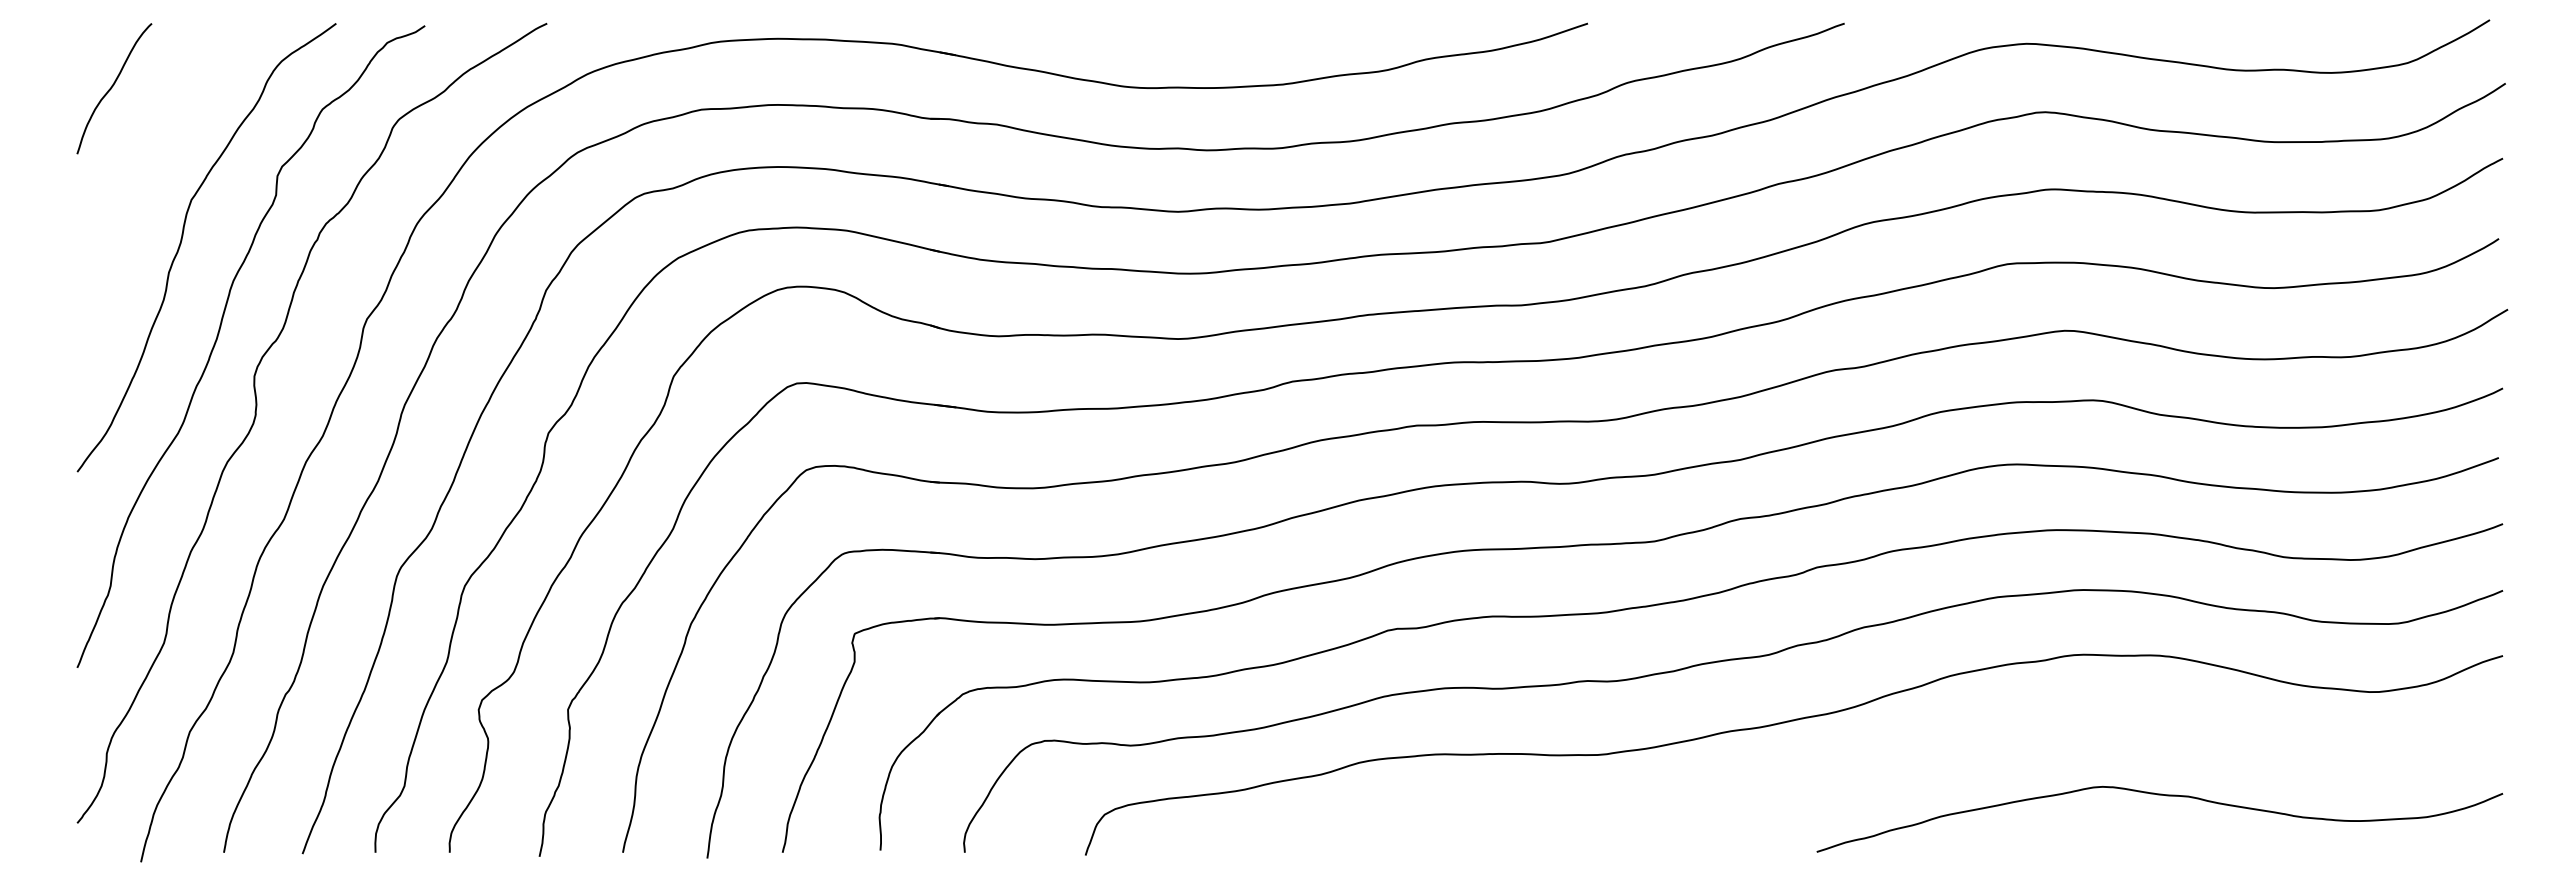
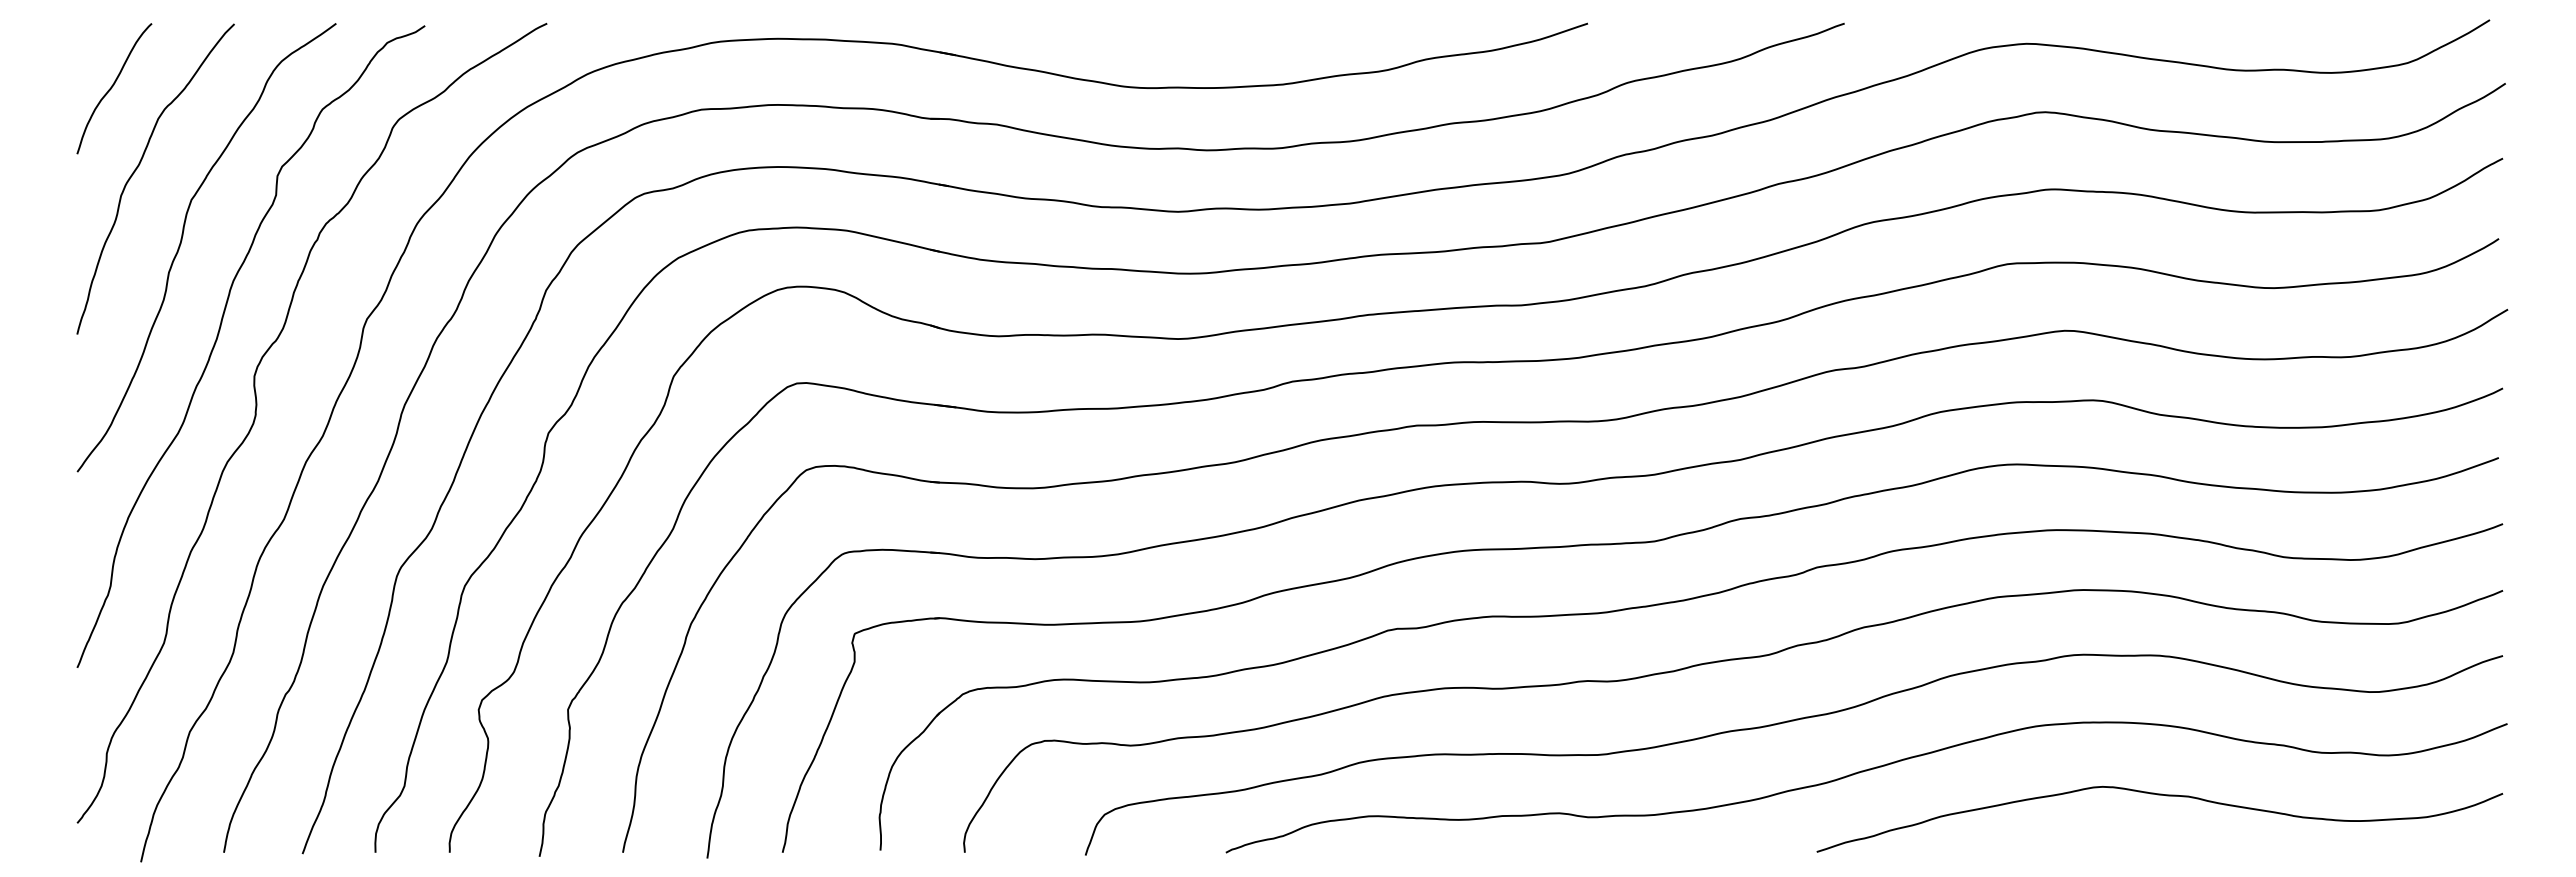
curve: none -> present (138, 167)
curve: none -> present (1863, 772)
